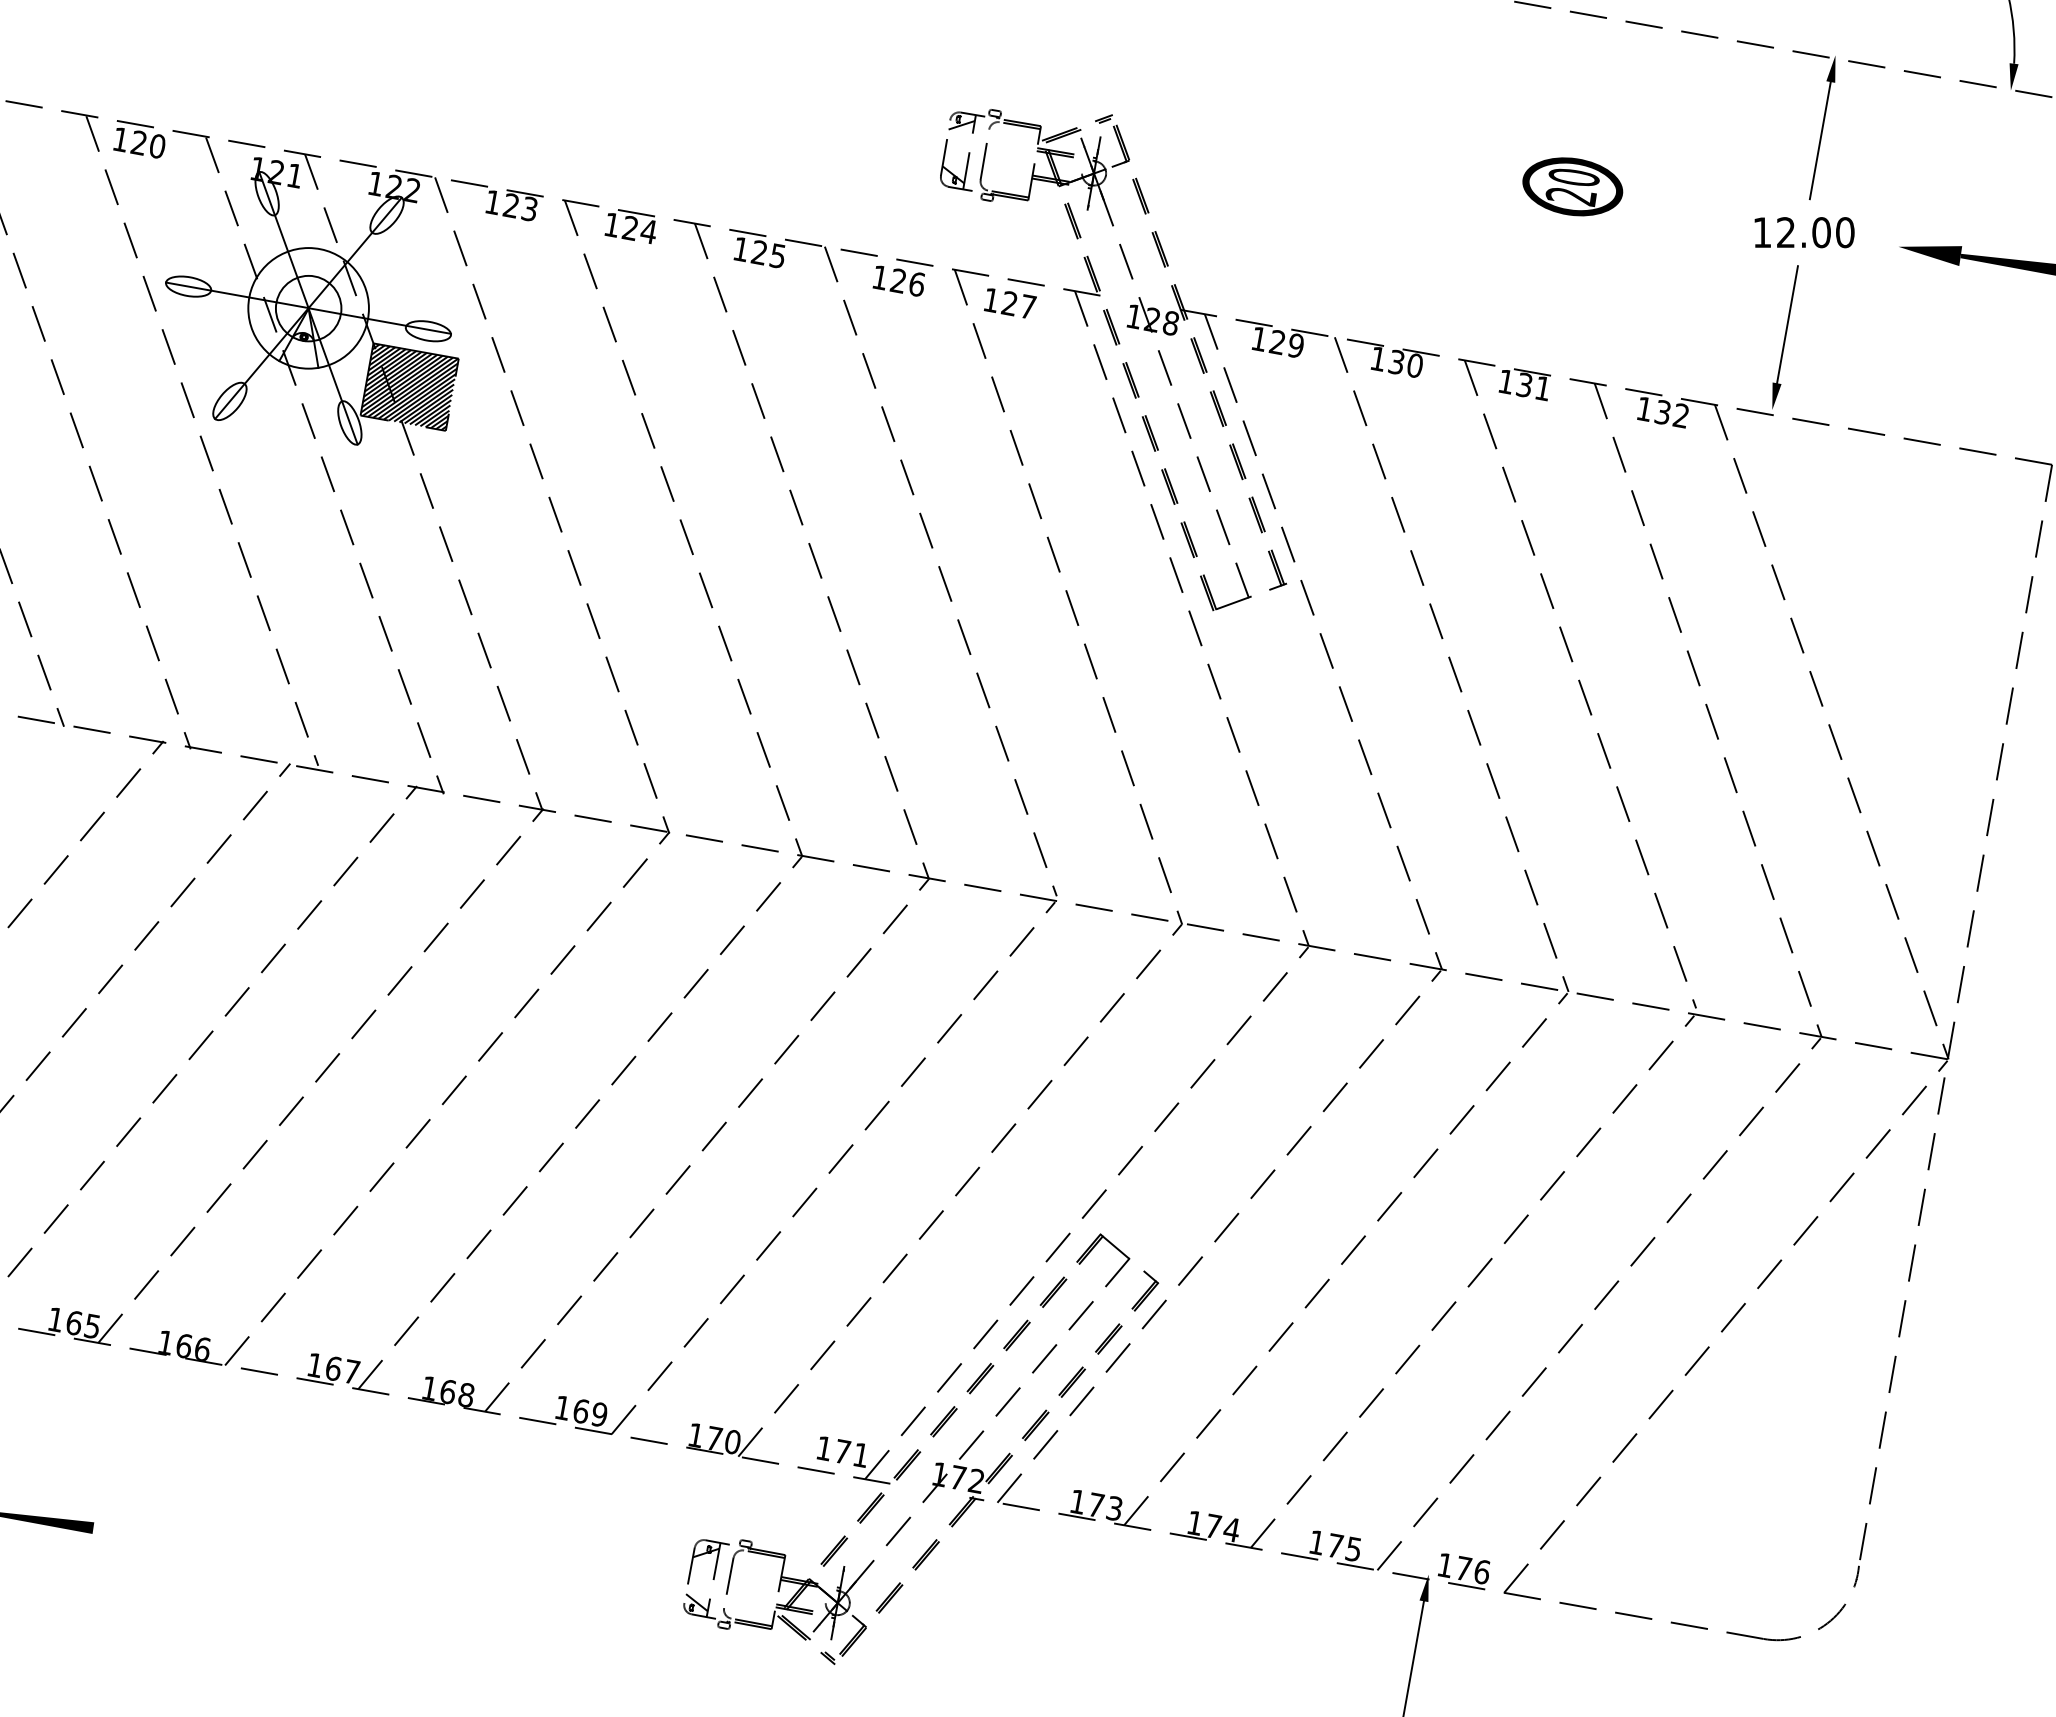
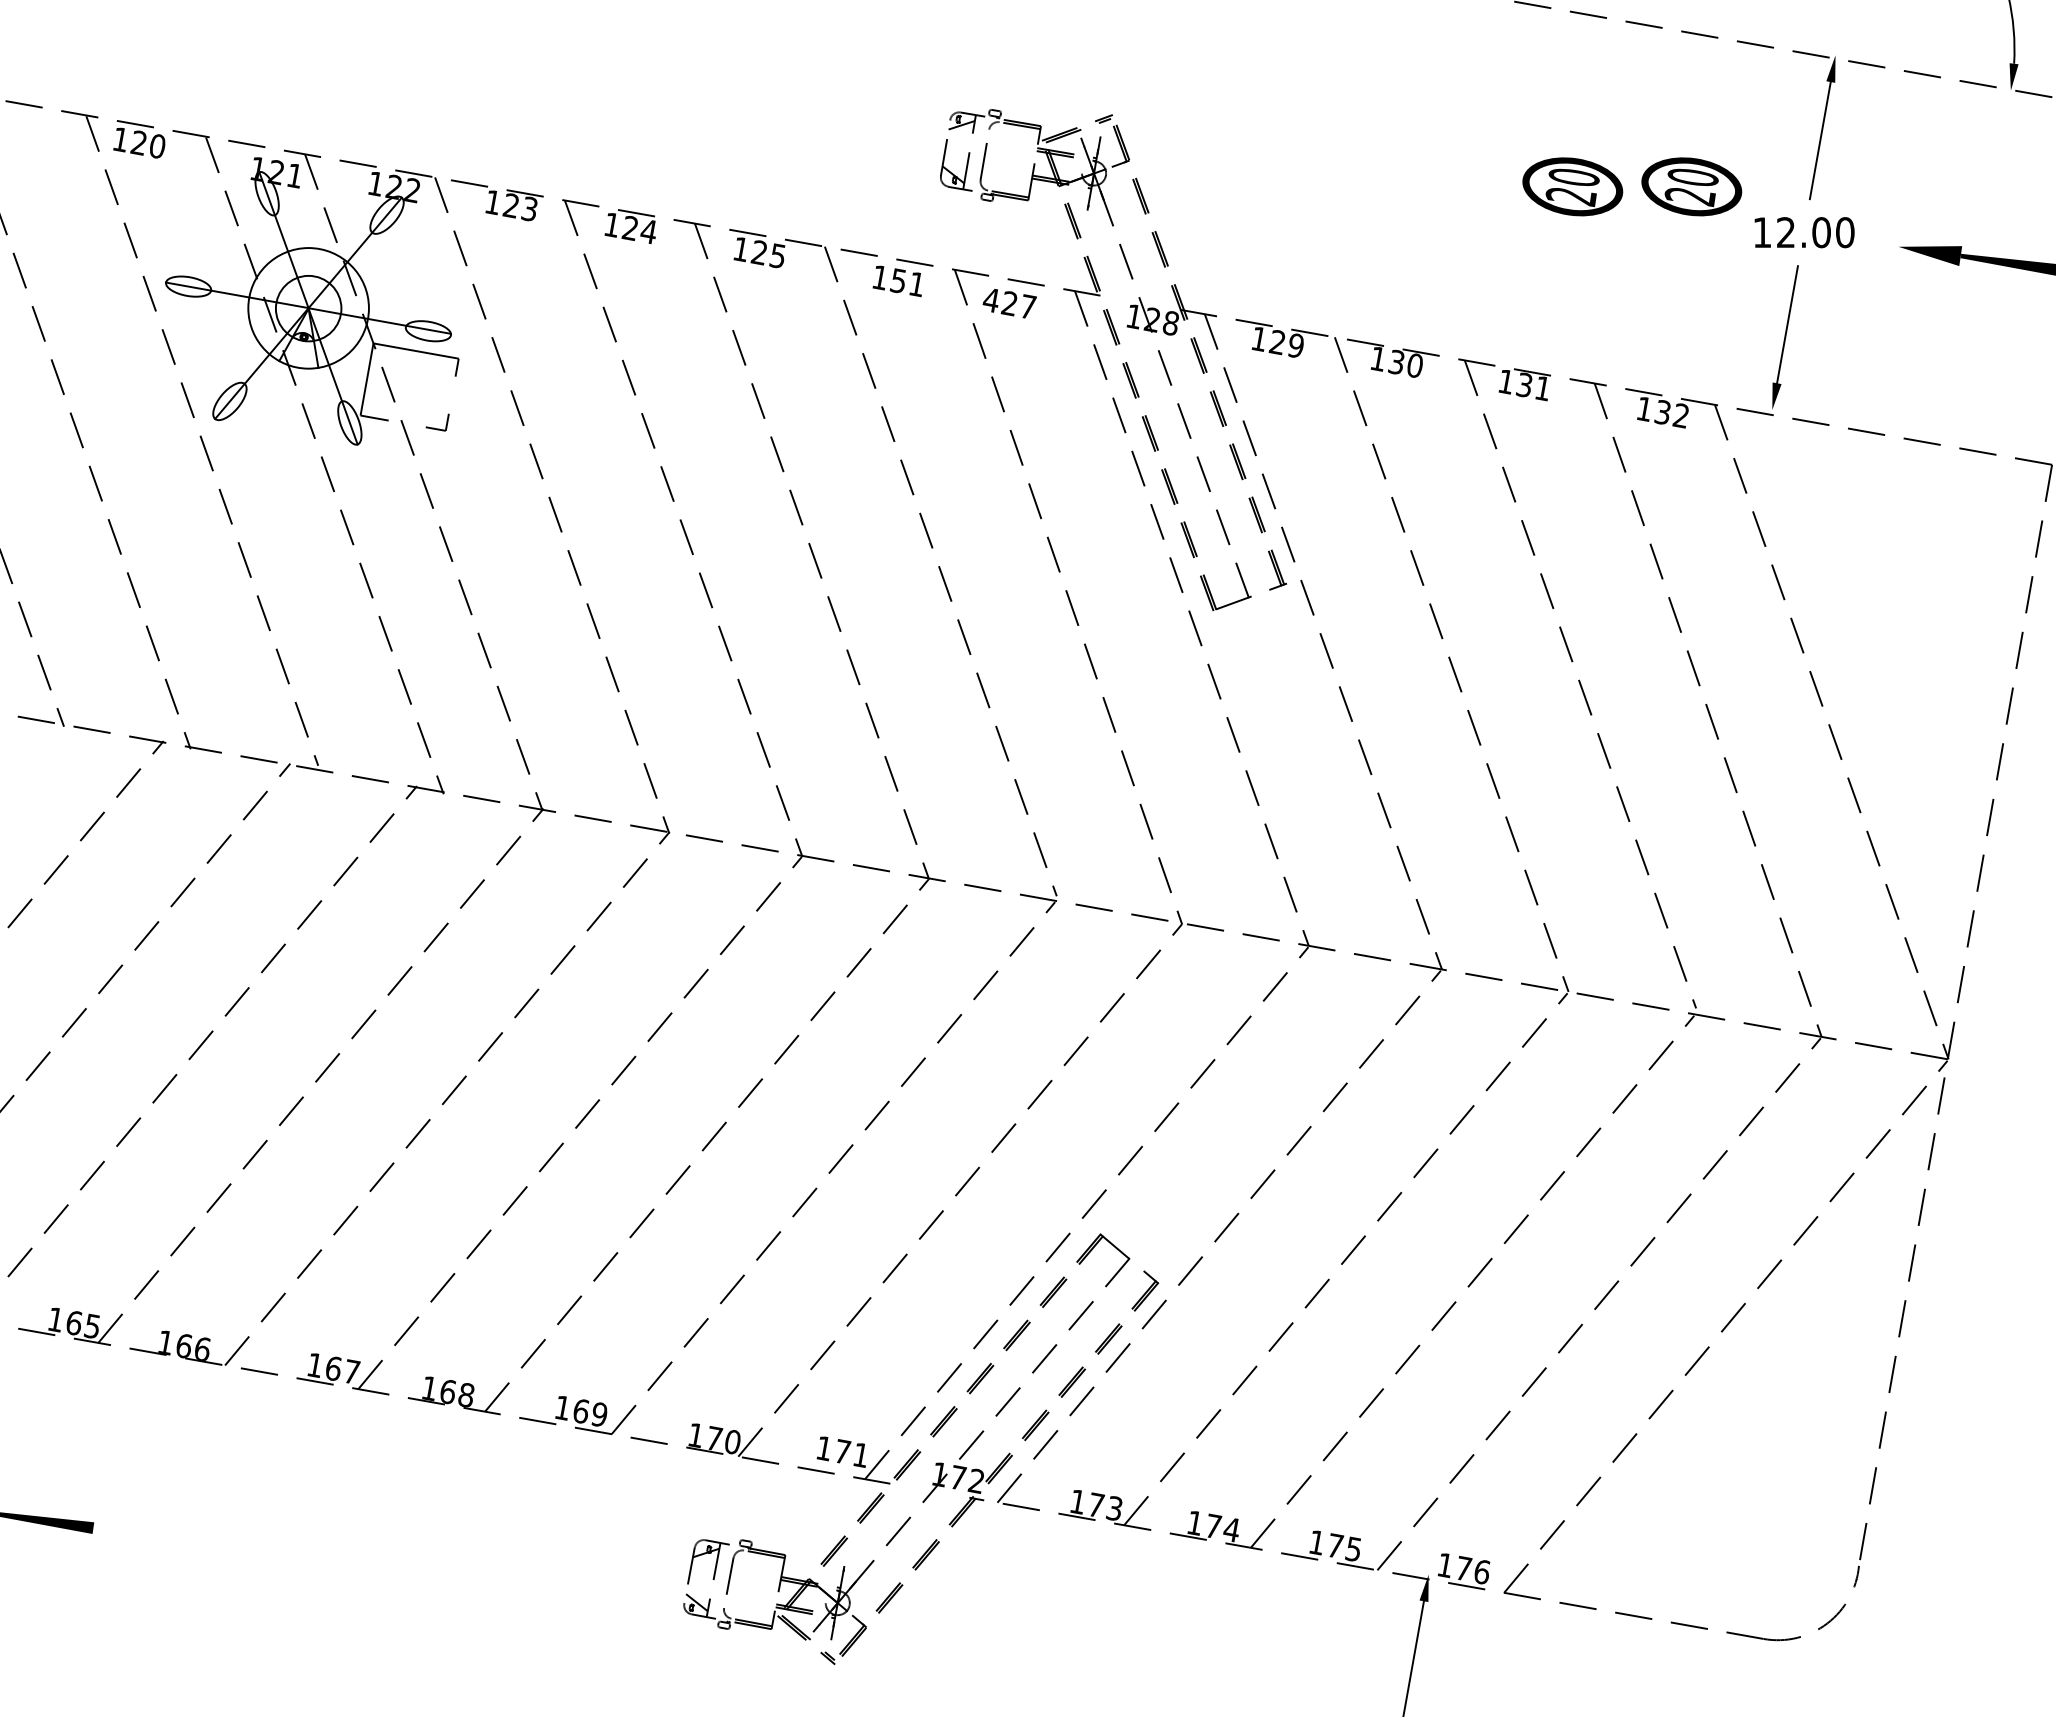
part: none -> present (1691, 186)
text: 126 -> 151 (906, 282)
text: 127 -> 427 (990, 300)
hatch: present -> none (409, 386)
